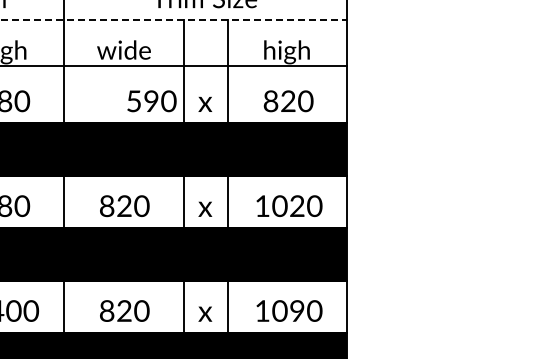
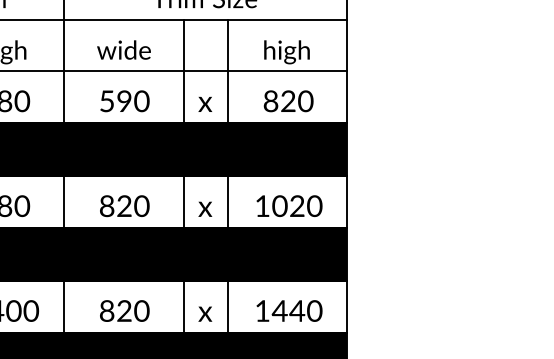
line: dashed -> solid (174, 19)
line position: (174, 66) -> (174, 71) (174, 71)
text position: (151, 101) -> (124, 101) (124, 101)
text: 1090 -> 1440 (288, 310)
